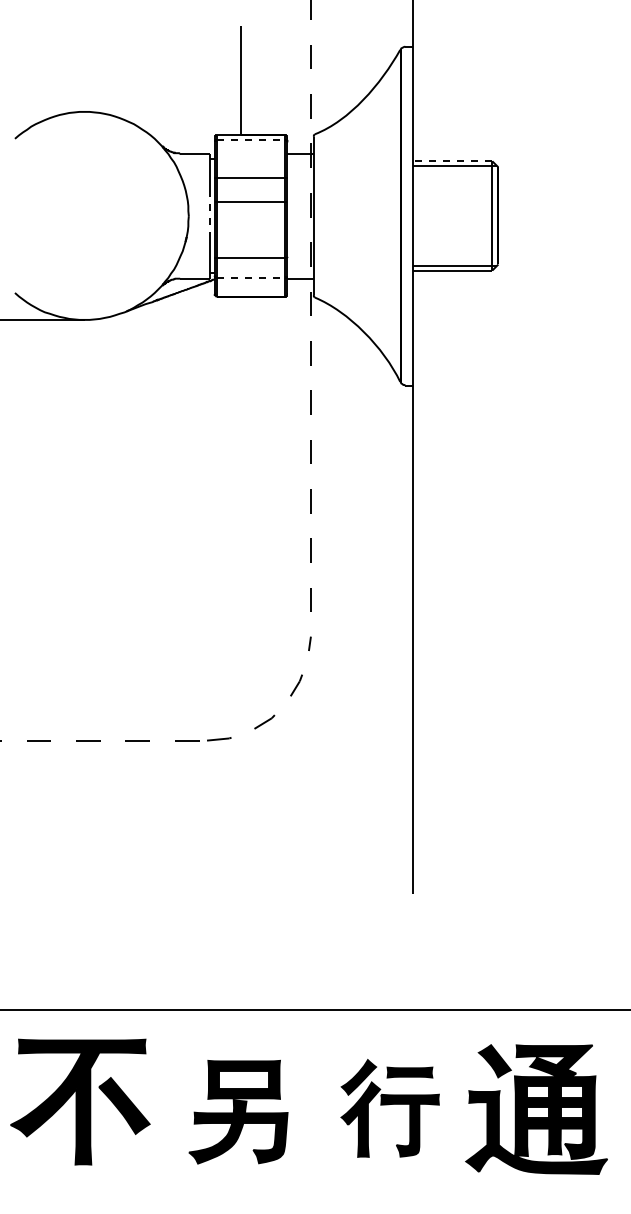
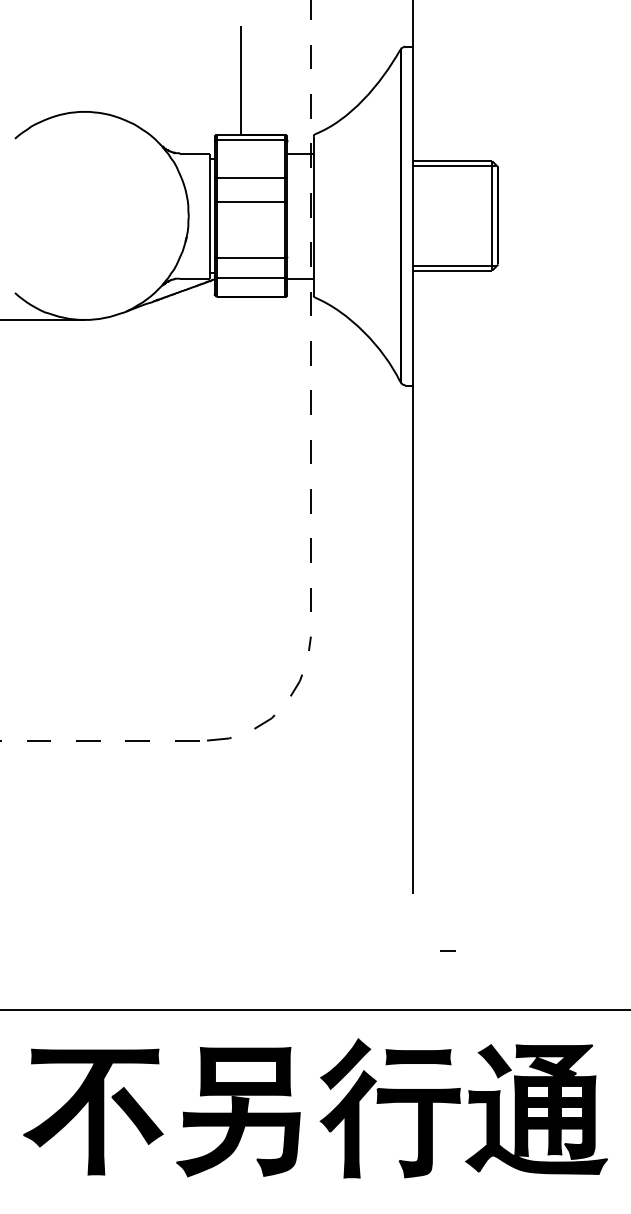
line: dashed -> solid (251, 139)
line: dashed -> solid (452, 161)
line: dashed -> solid (209, 215)
line: dashed -> solid (251, 277)
line: none -> present (447, 950)
part position: (80, 1101) -> (93, 1111) (93, 1111)
part size: 100x99 px -> 142x141 px (389, 1108)
part size: 101x106 px -> 125x131 px (238, 1112)
